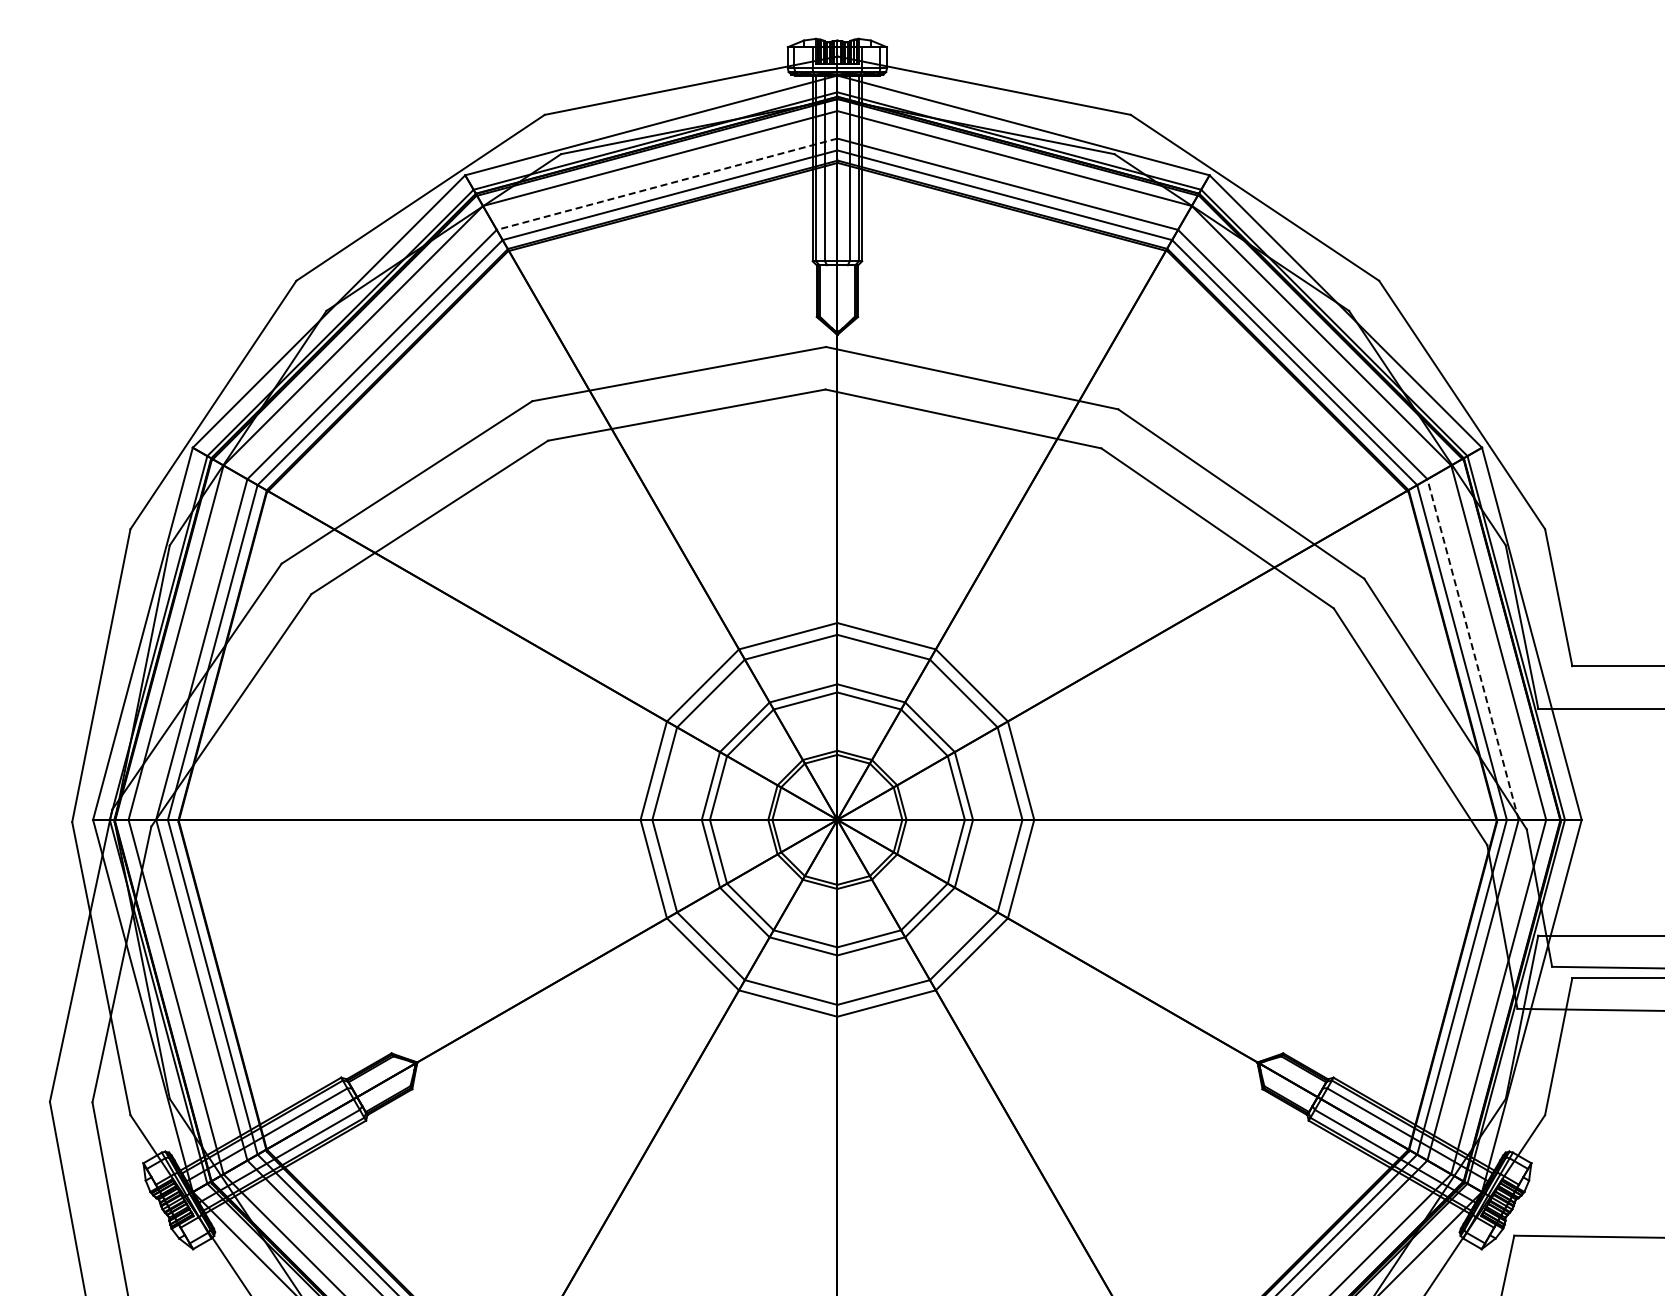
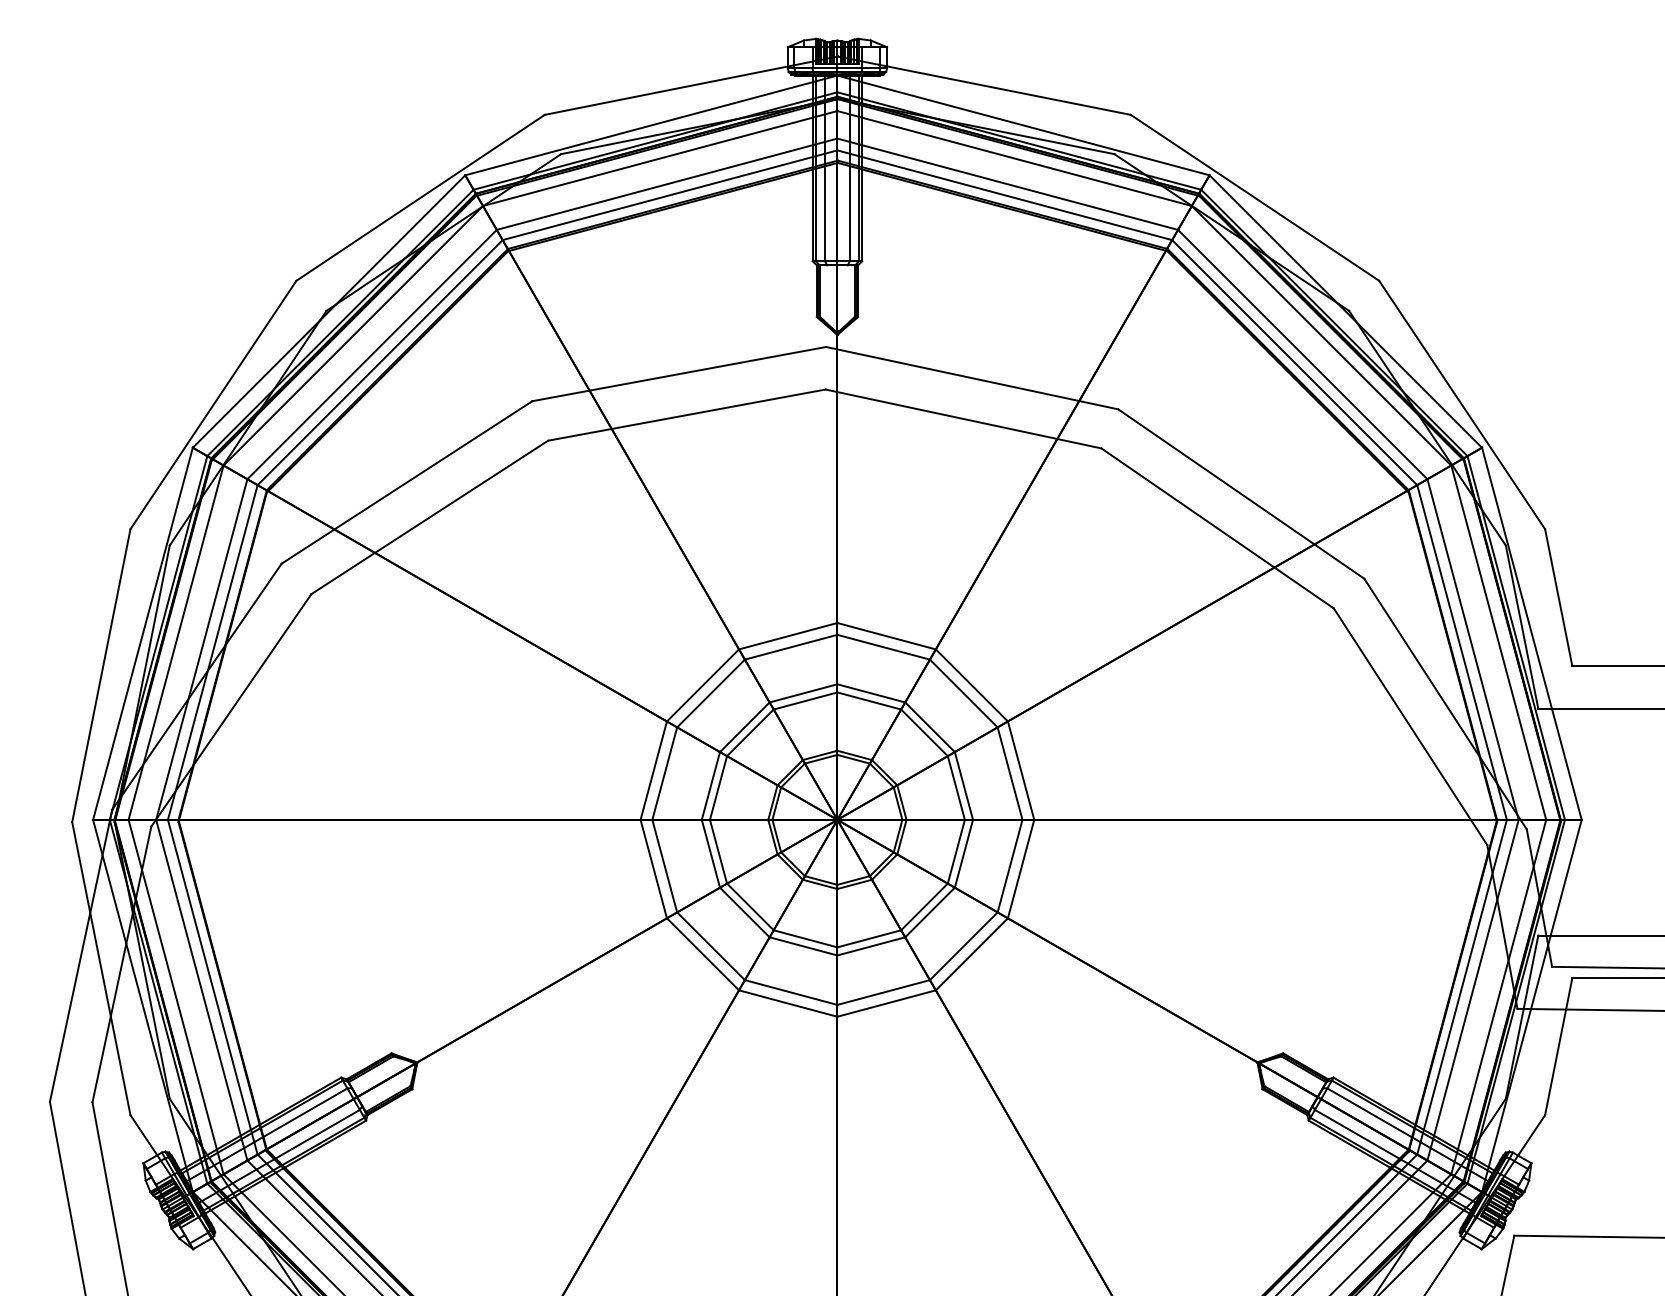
line: dashed -> solid (666, 184)
line: dashed -> solid (1472, 649)
